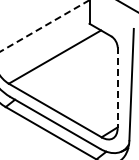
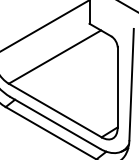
line: dashed -> solid (44, 26)
line: dashed -> solid (117, 88)
